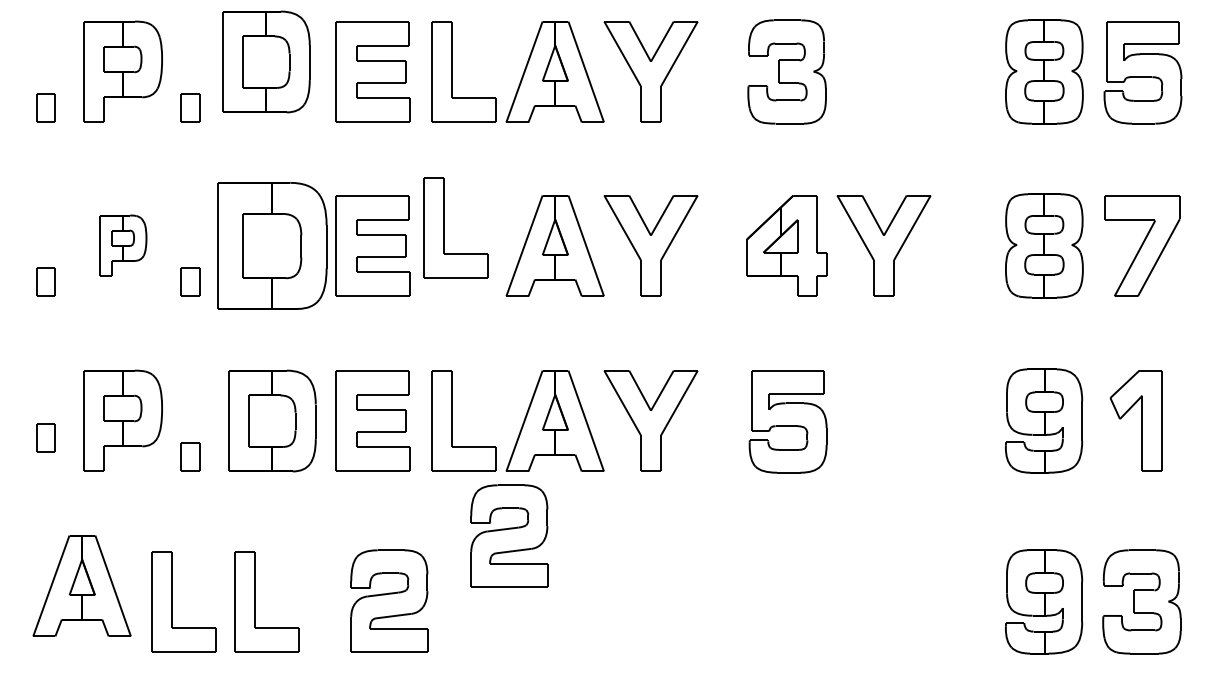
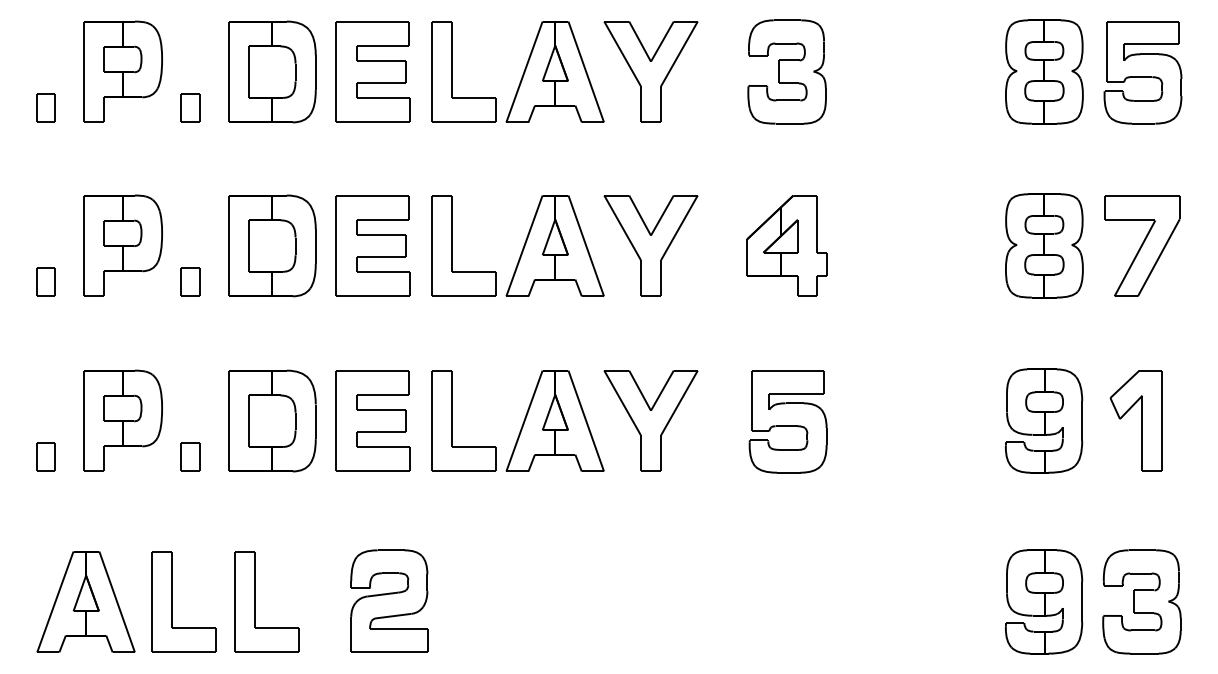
part position: (266, 61) -> (272, 71) (272, 71)
part position: (444, 227) -> (452, 245) (452, 245)
part size: 49x63 px -> 80x103 px (122, 245)
part size: 111x128 px -> 89x104 px (272, 245)
part: present -> none (883, 245)
part position: (45, 437) -> (45, 456) (45, 456)
part: present -> none (509, 535)
part position: (81, 585) -> (85, 601) (85, 601)
